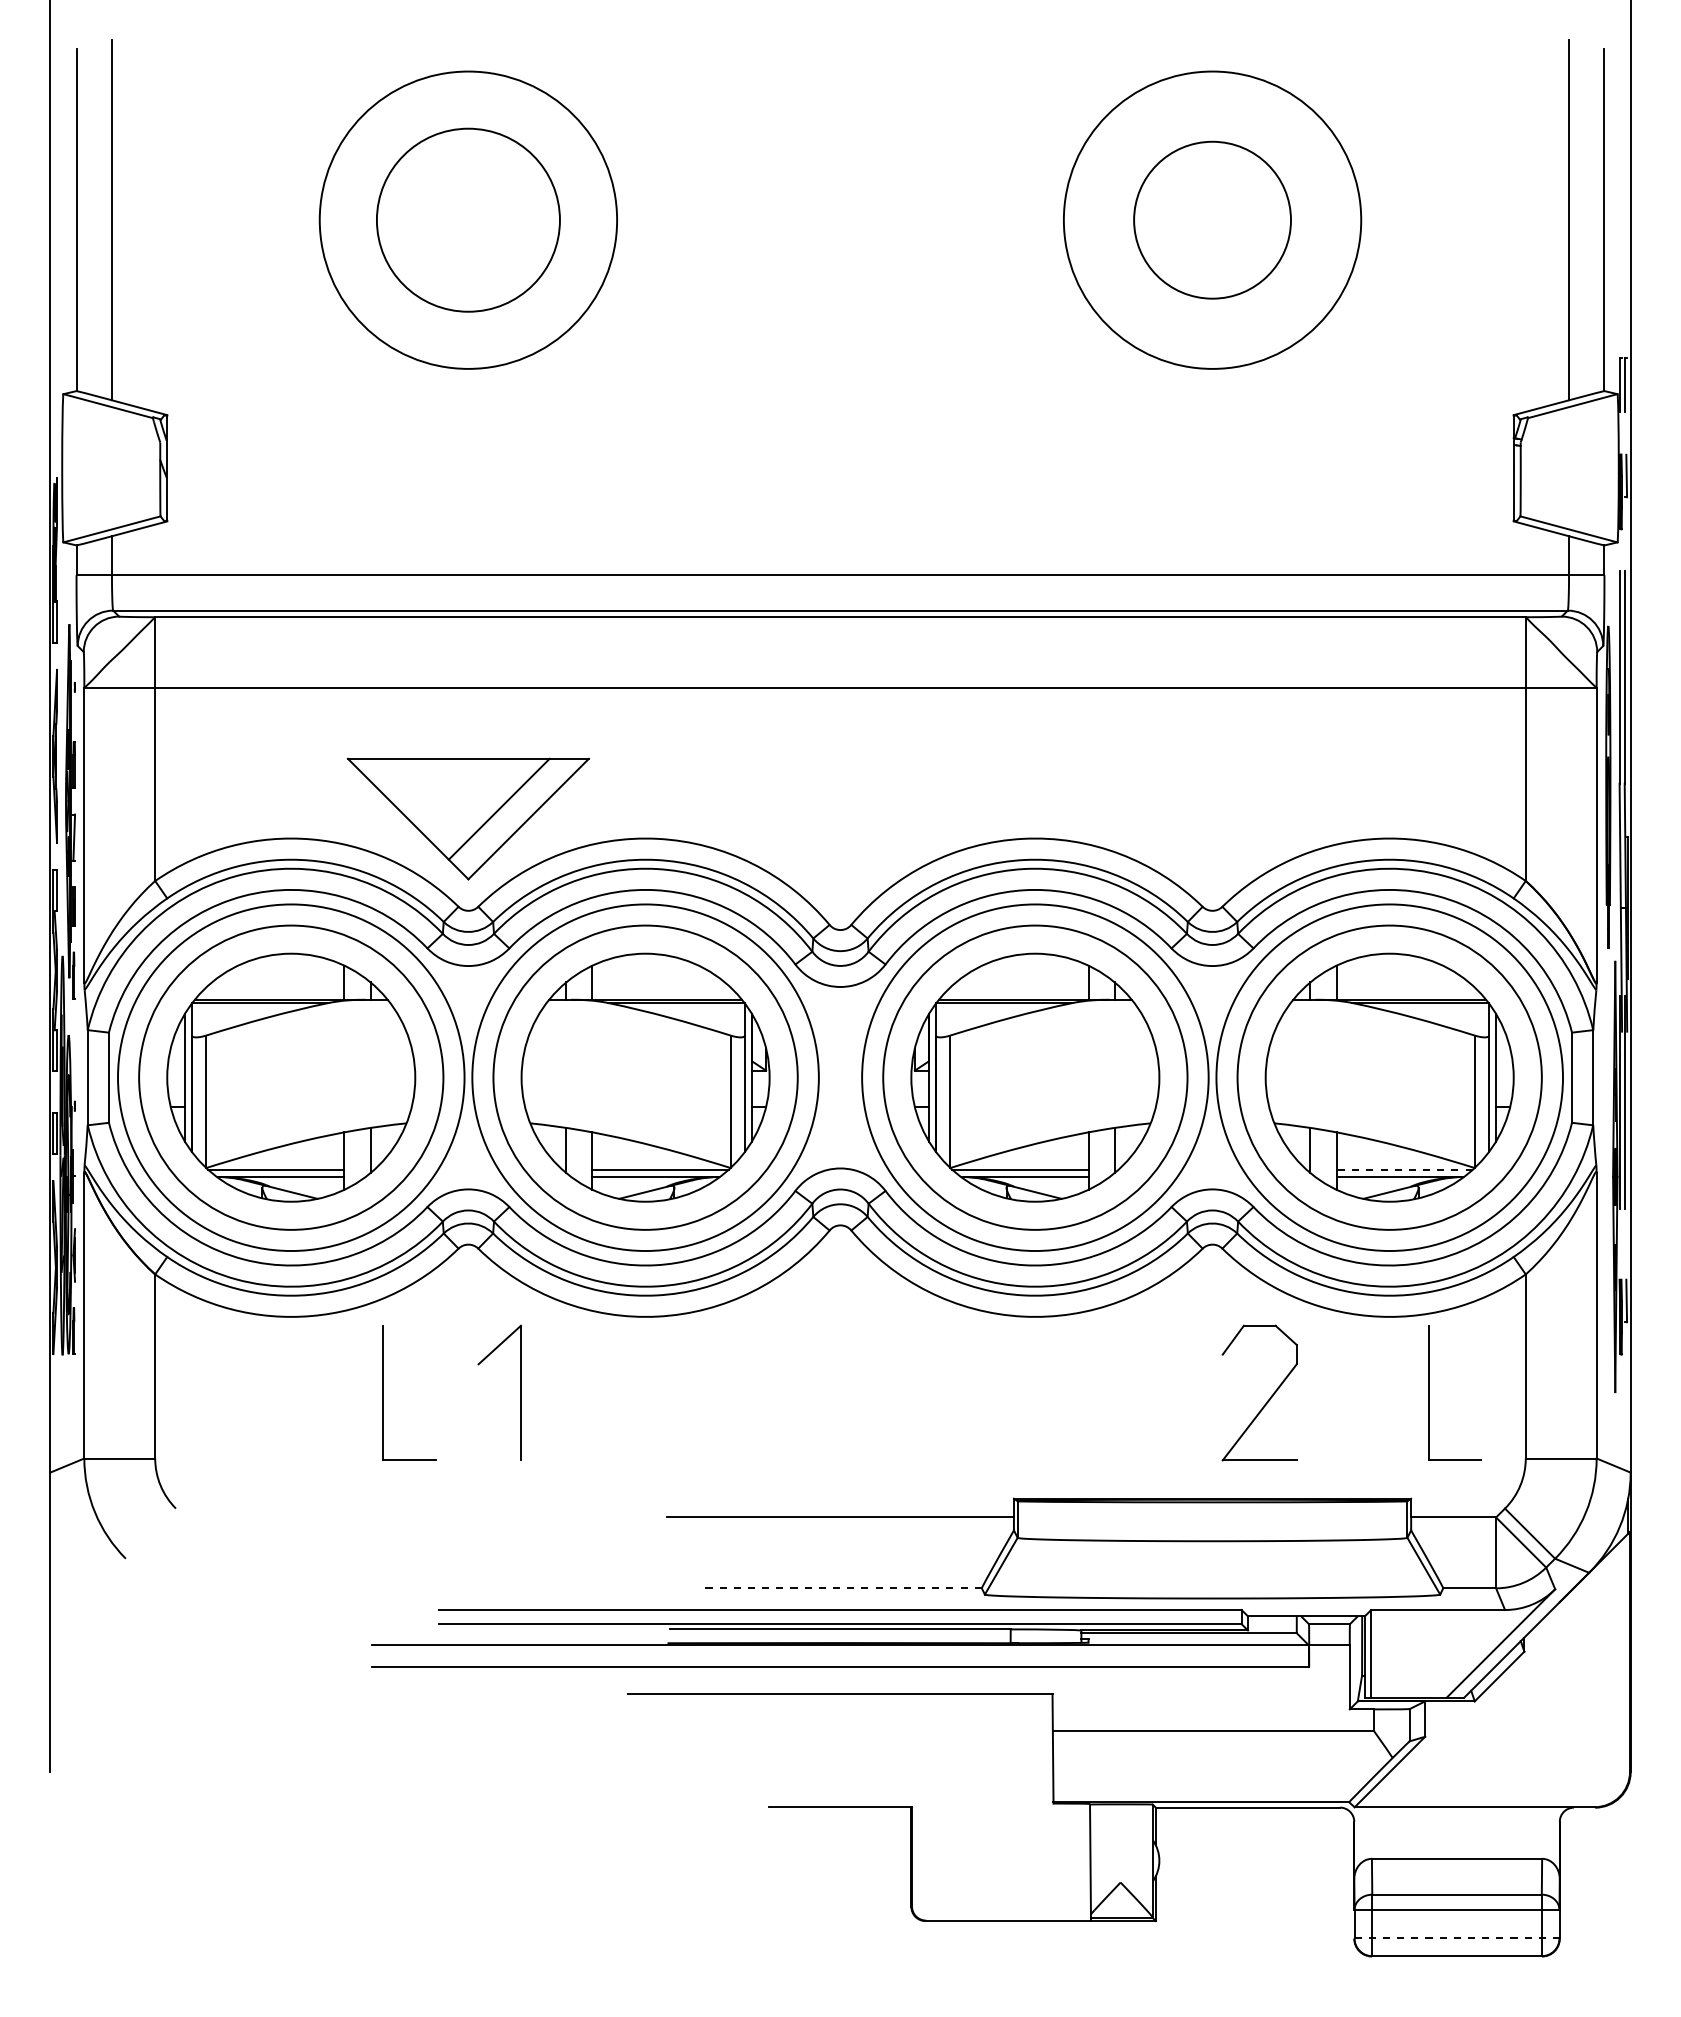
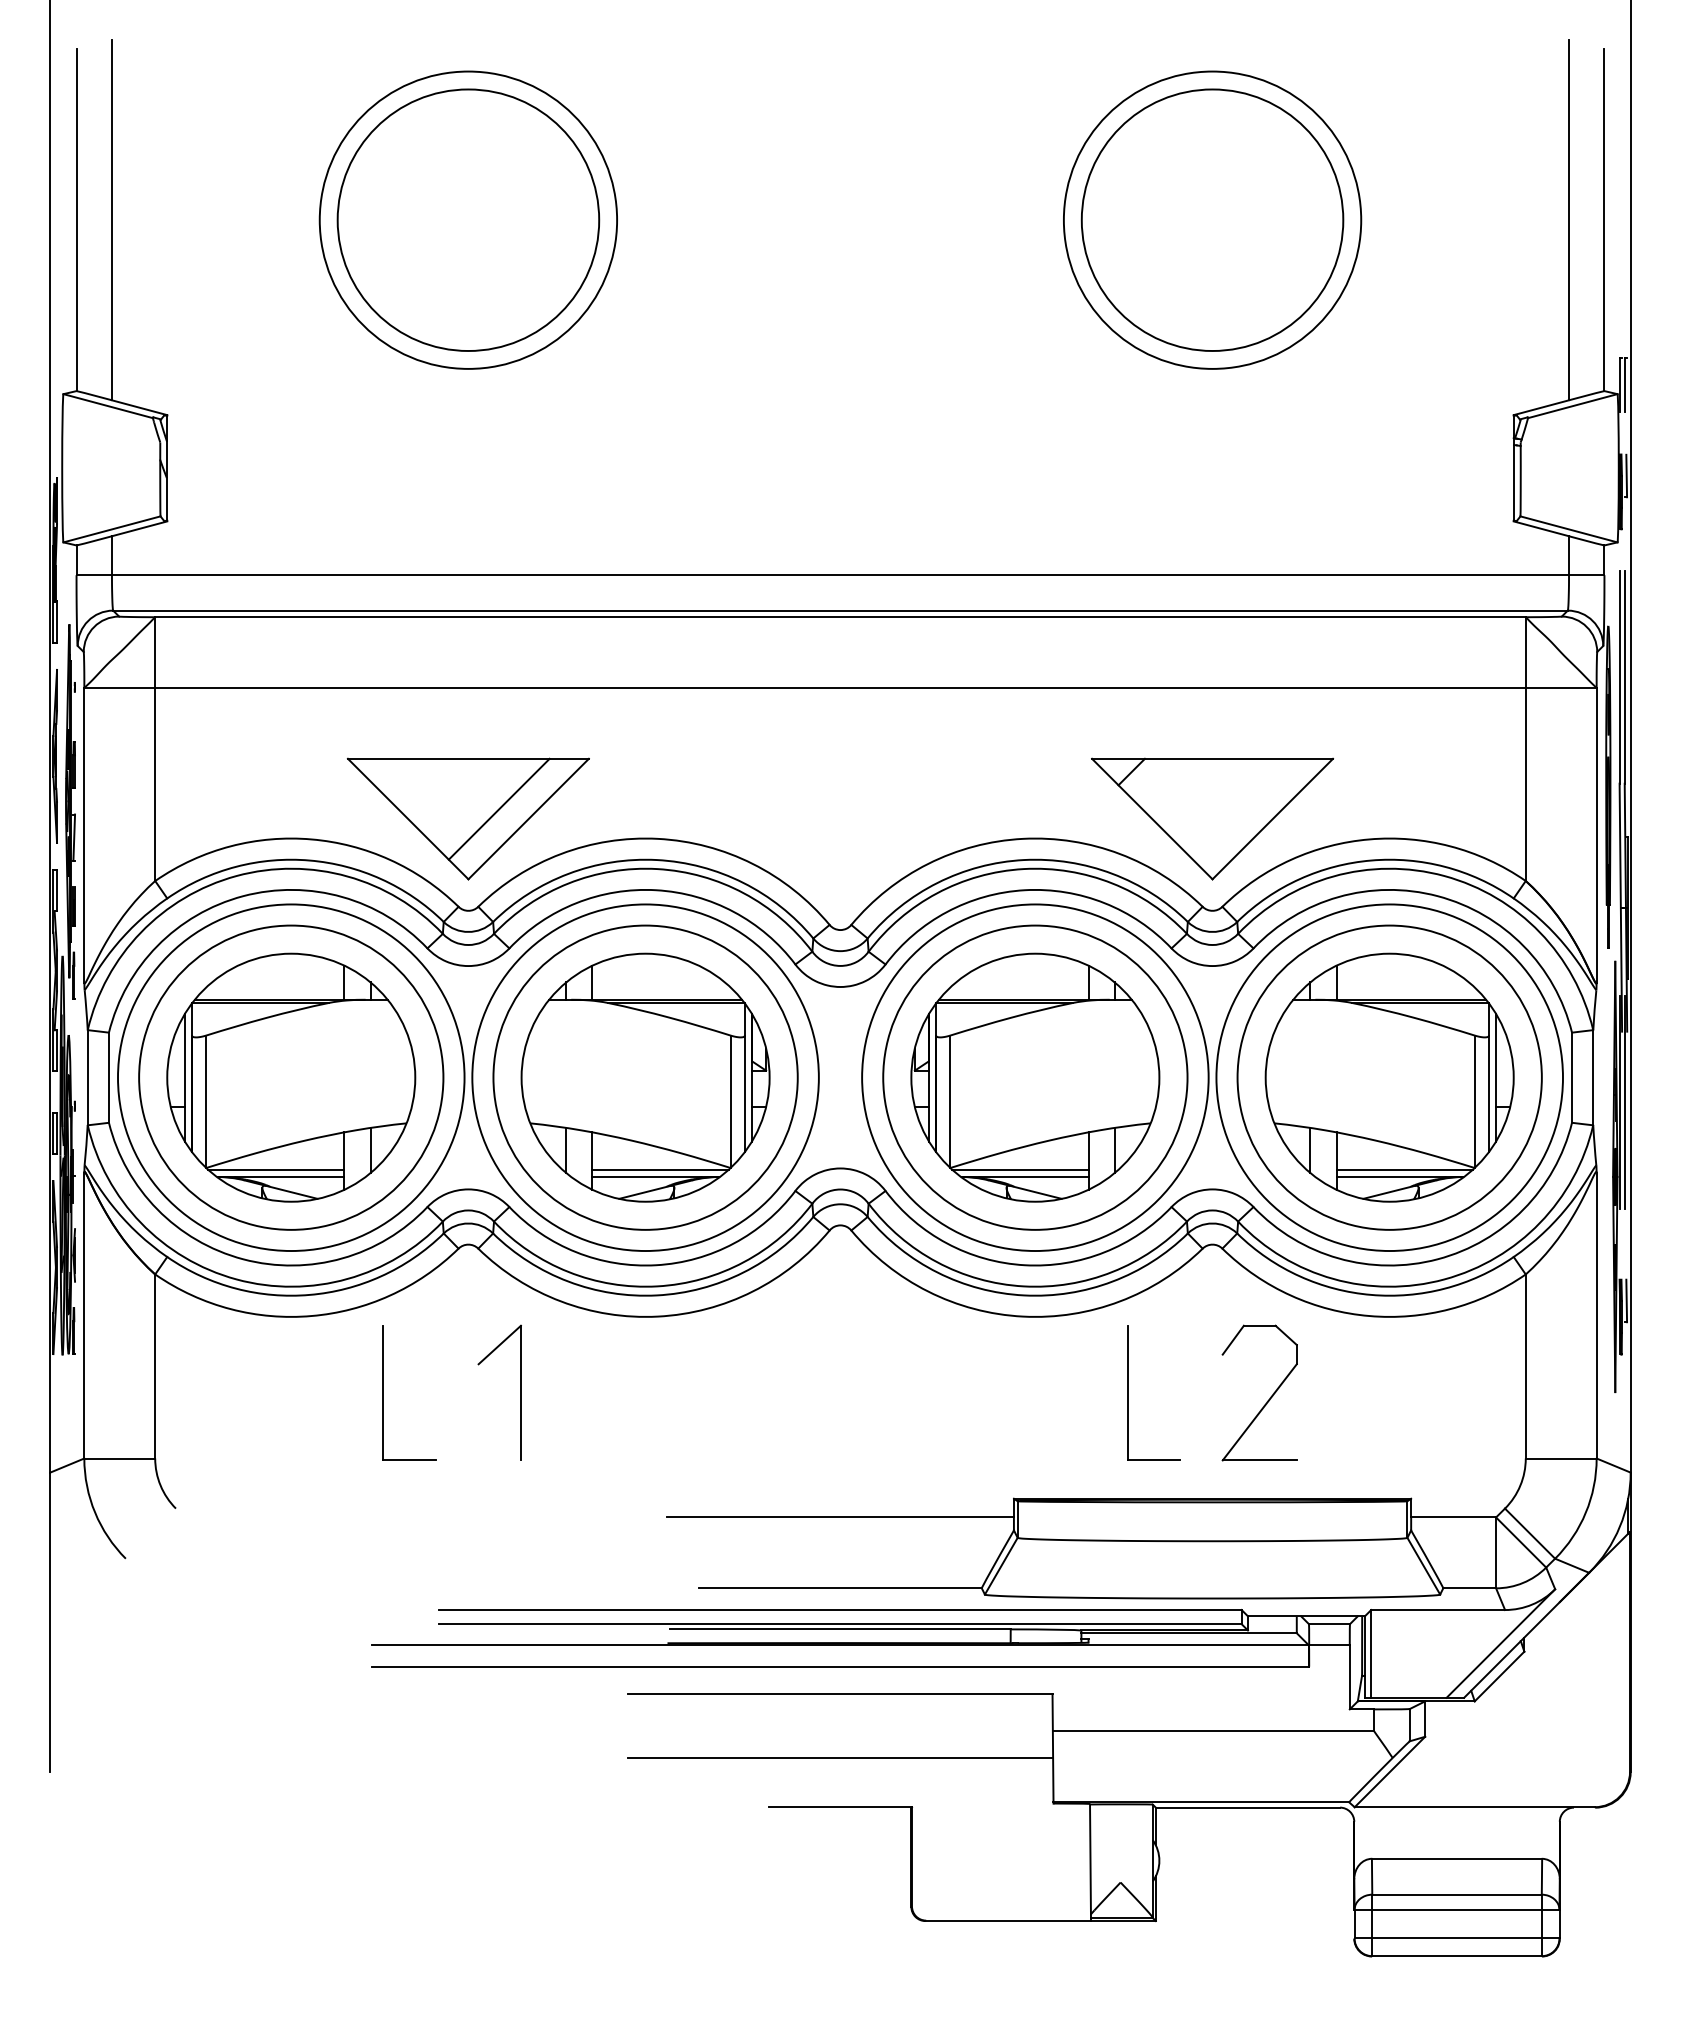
circle diameter: 183 px -> 261 px (468, 219)
circle diameter: 157 px -> 261 px (1212, 219)
part: none -> present (1212, 818)
line: dashed -> solid (1404, 1169)
part position: (1429, 1392) -> (1128, 1392) (1128, 1392)
line: dashed -> solid (840, 1588)
line: none -> present (840, 1758)
line: dashed -> solid (1457, 1938)
